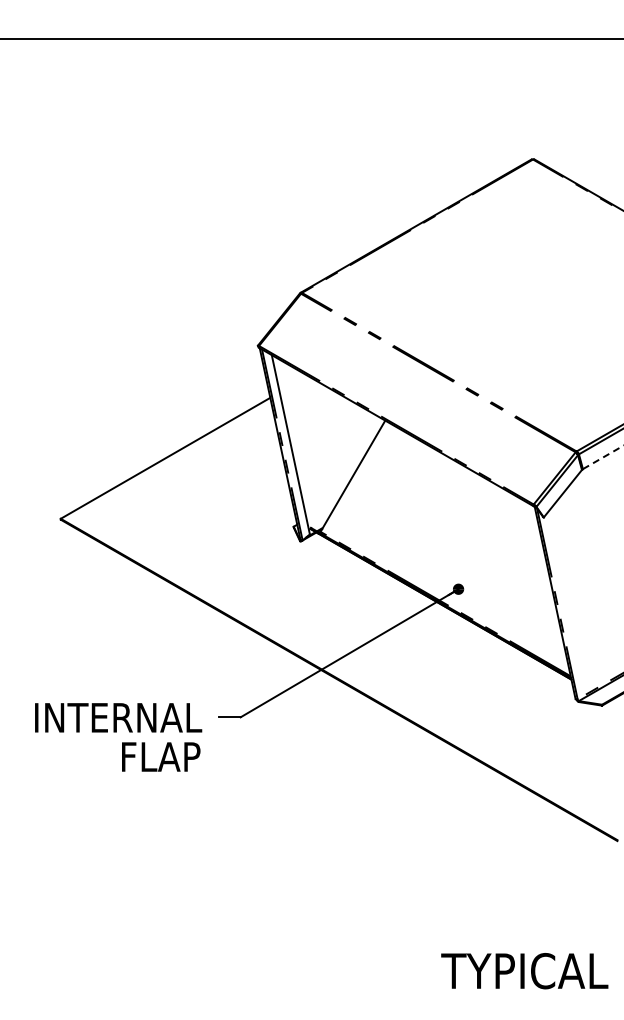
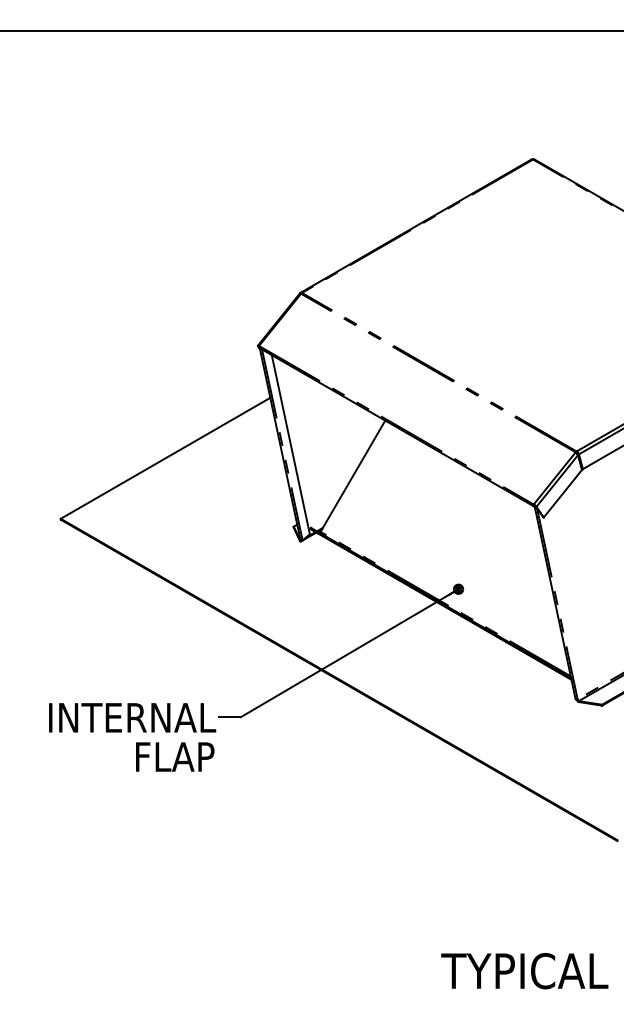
line position: (311, 38) -> (311, 30) (311, 30)
line: dashed -> solid (603, 457)
text position: (118, 737) -> (132, 737) (132, 737)
